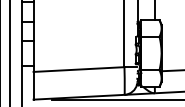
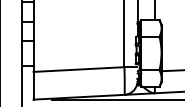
line: present -> none (10, 52)
